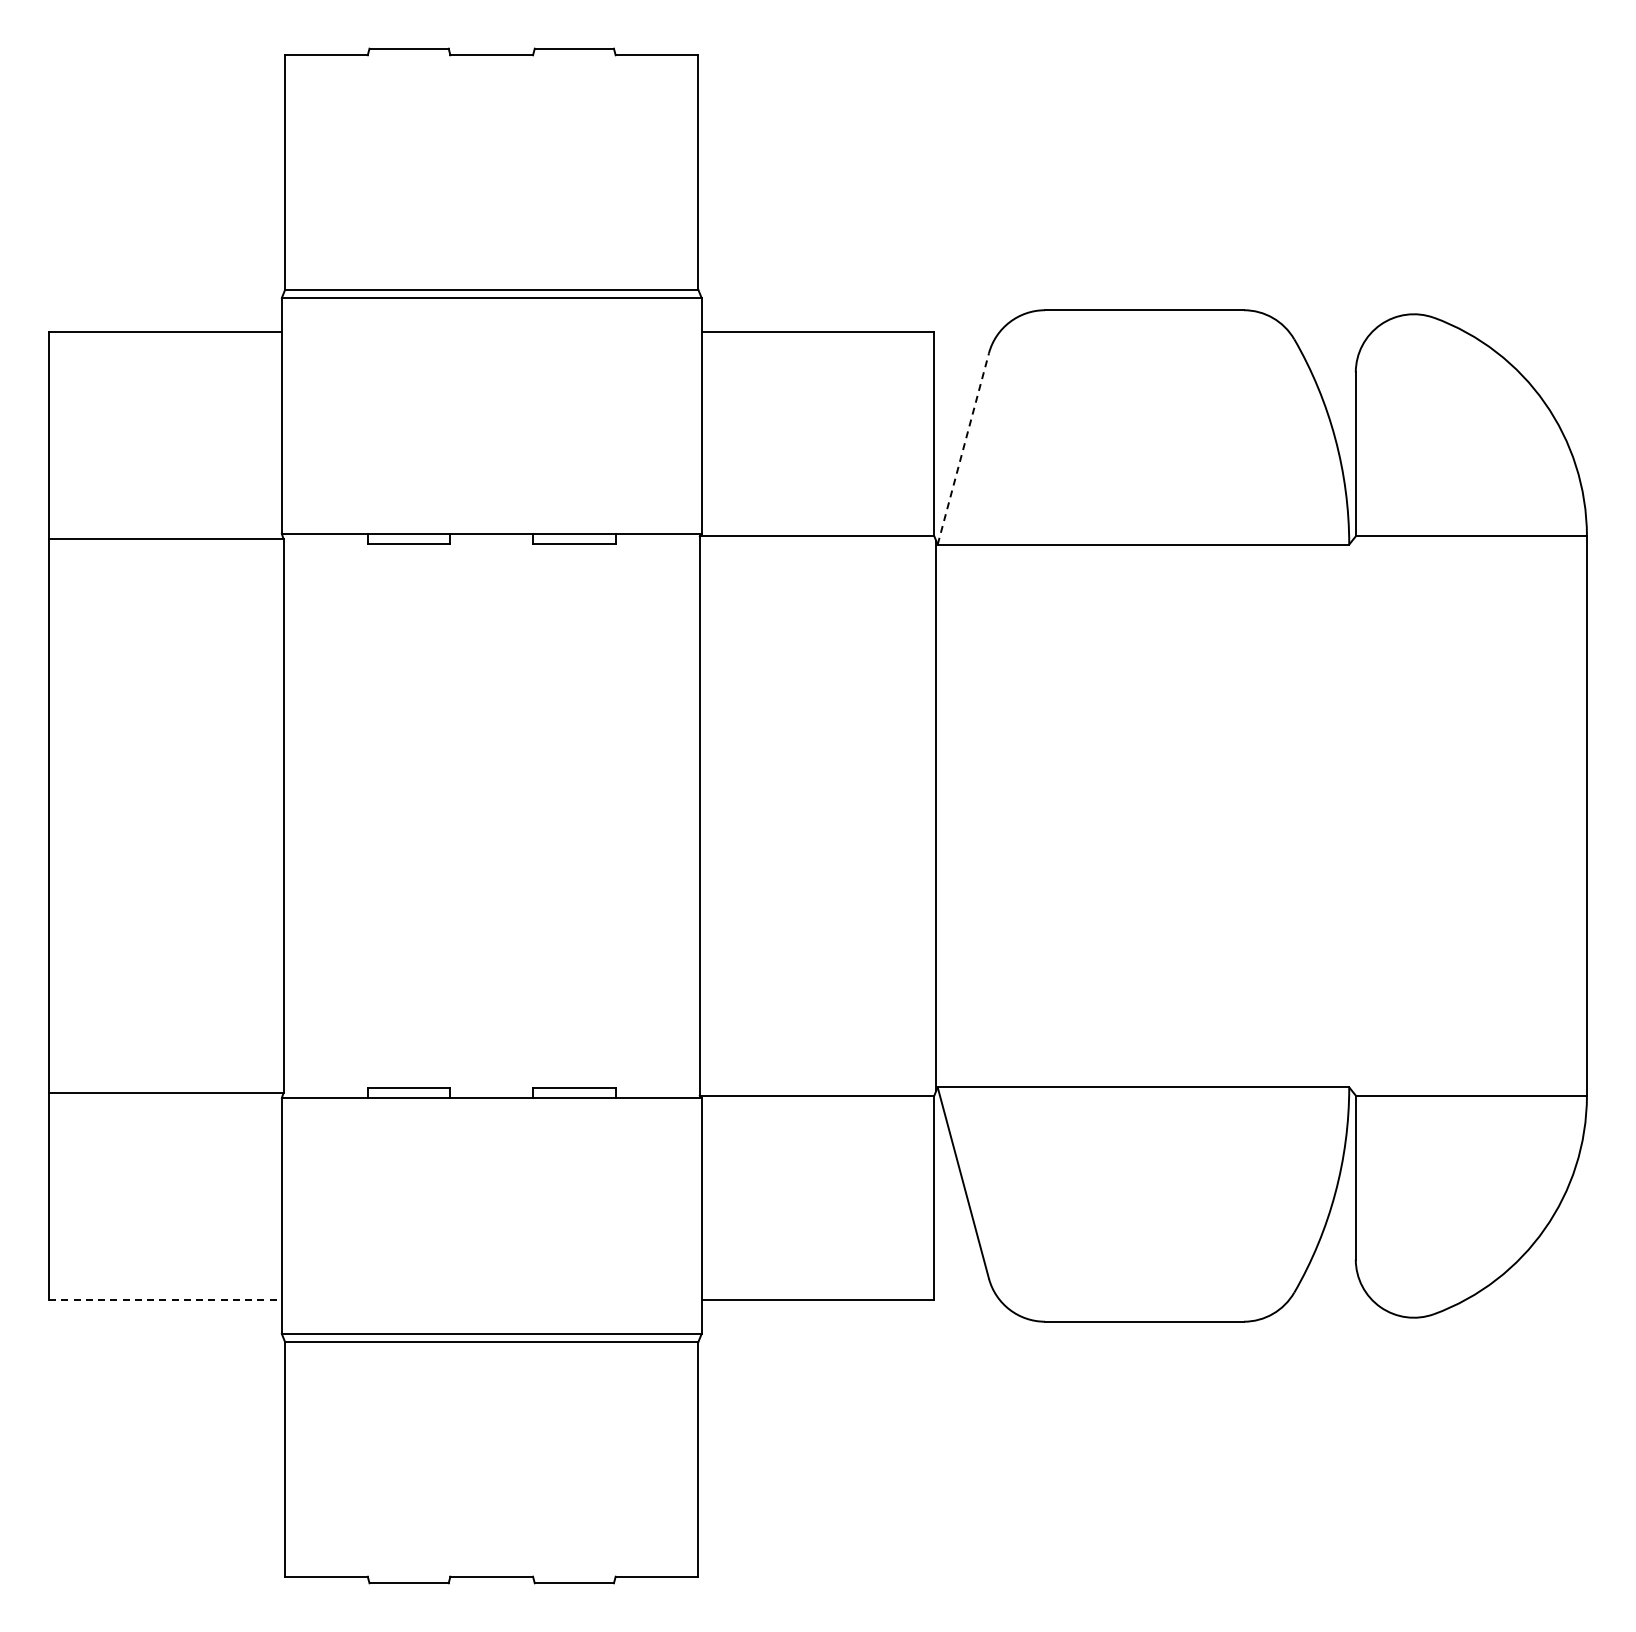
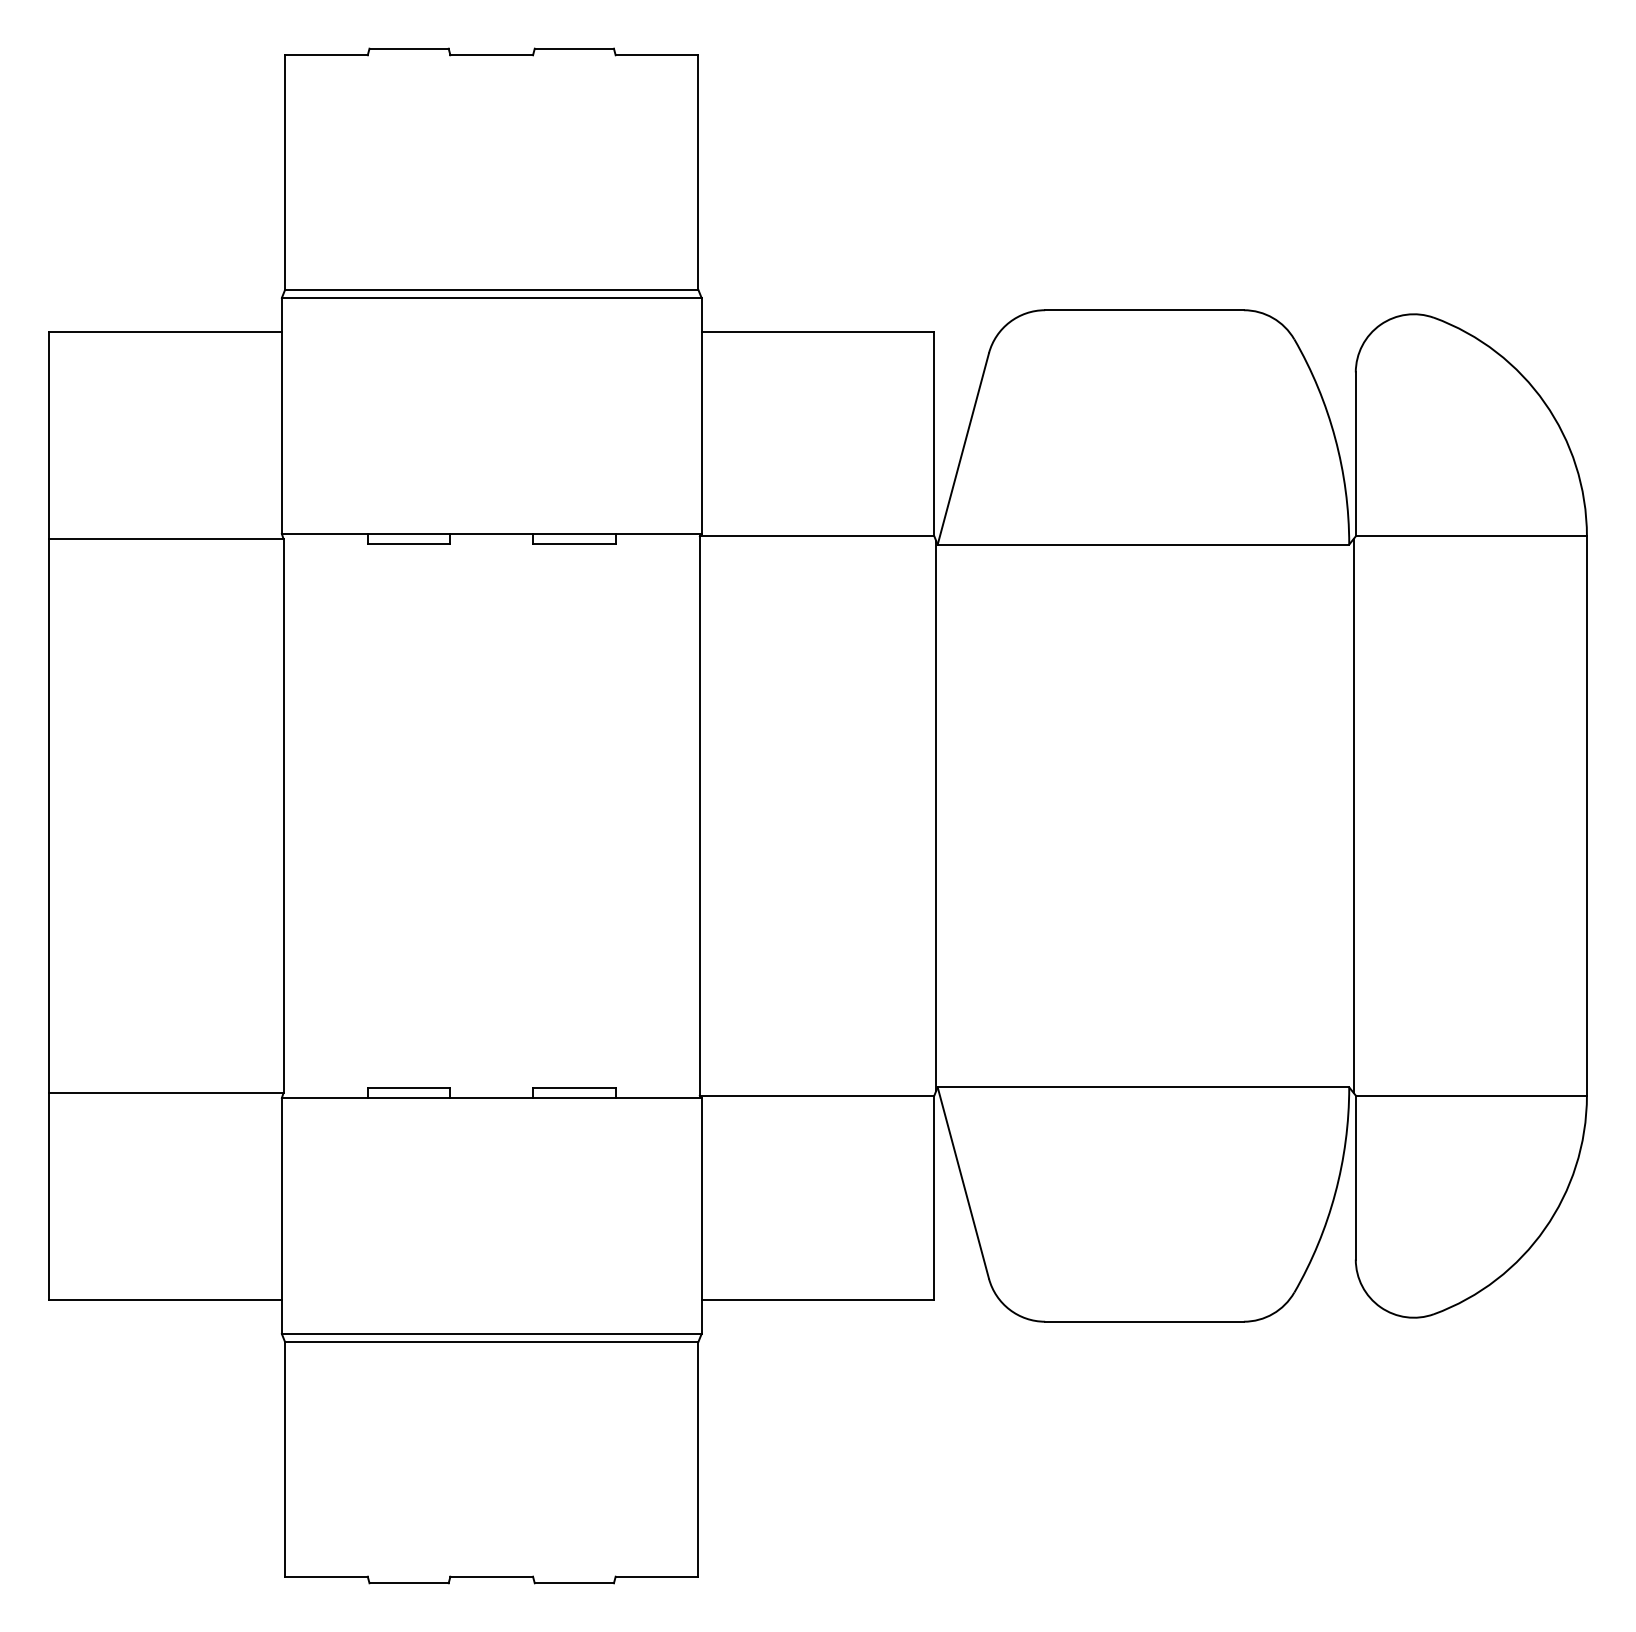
line: dashed -> solid (963, 448)
line: none -> present (1354, 815)
line: dashed -> solid (165, 1299)
